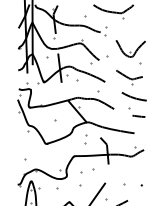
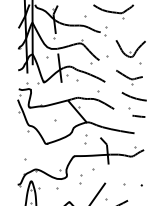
part size: 4x16 px -> 4x11 px (80, 179)
